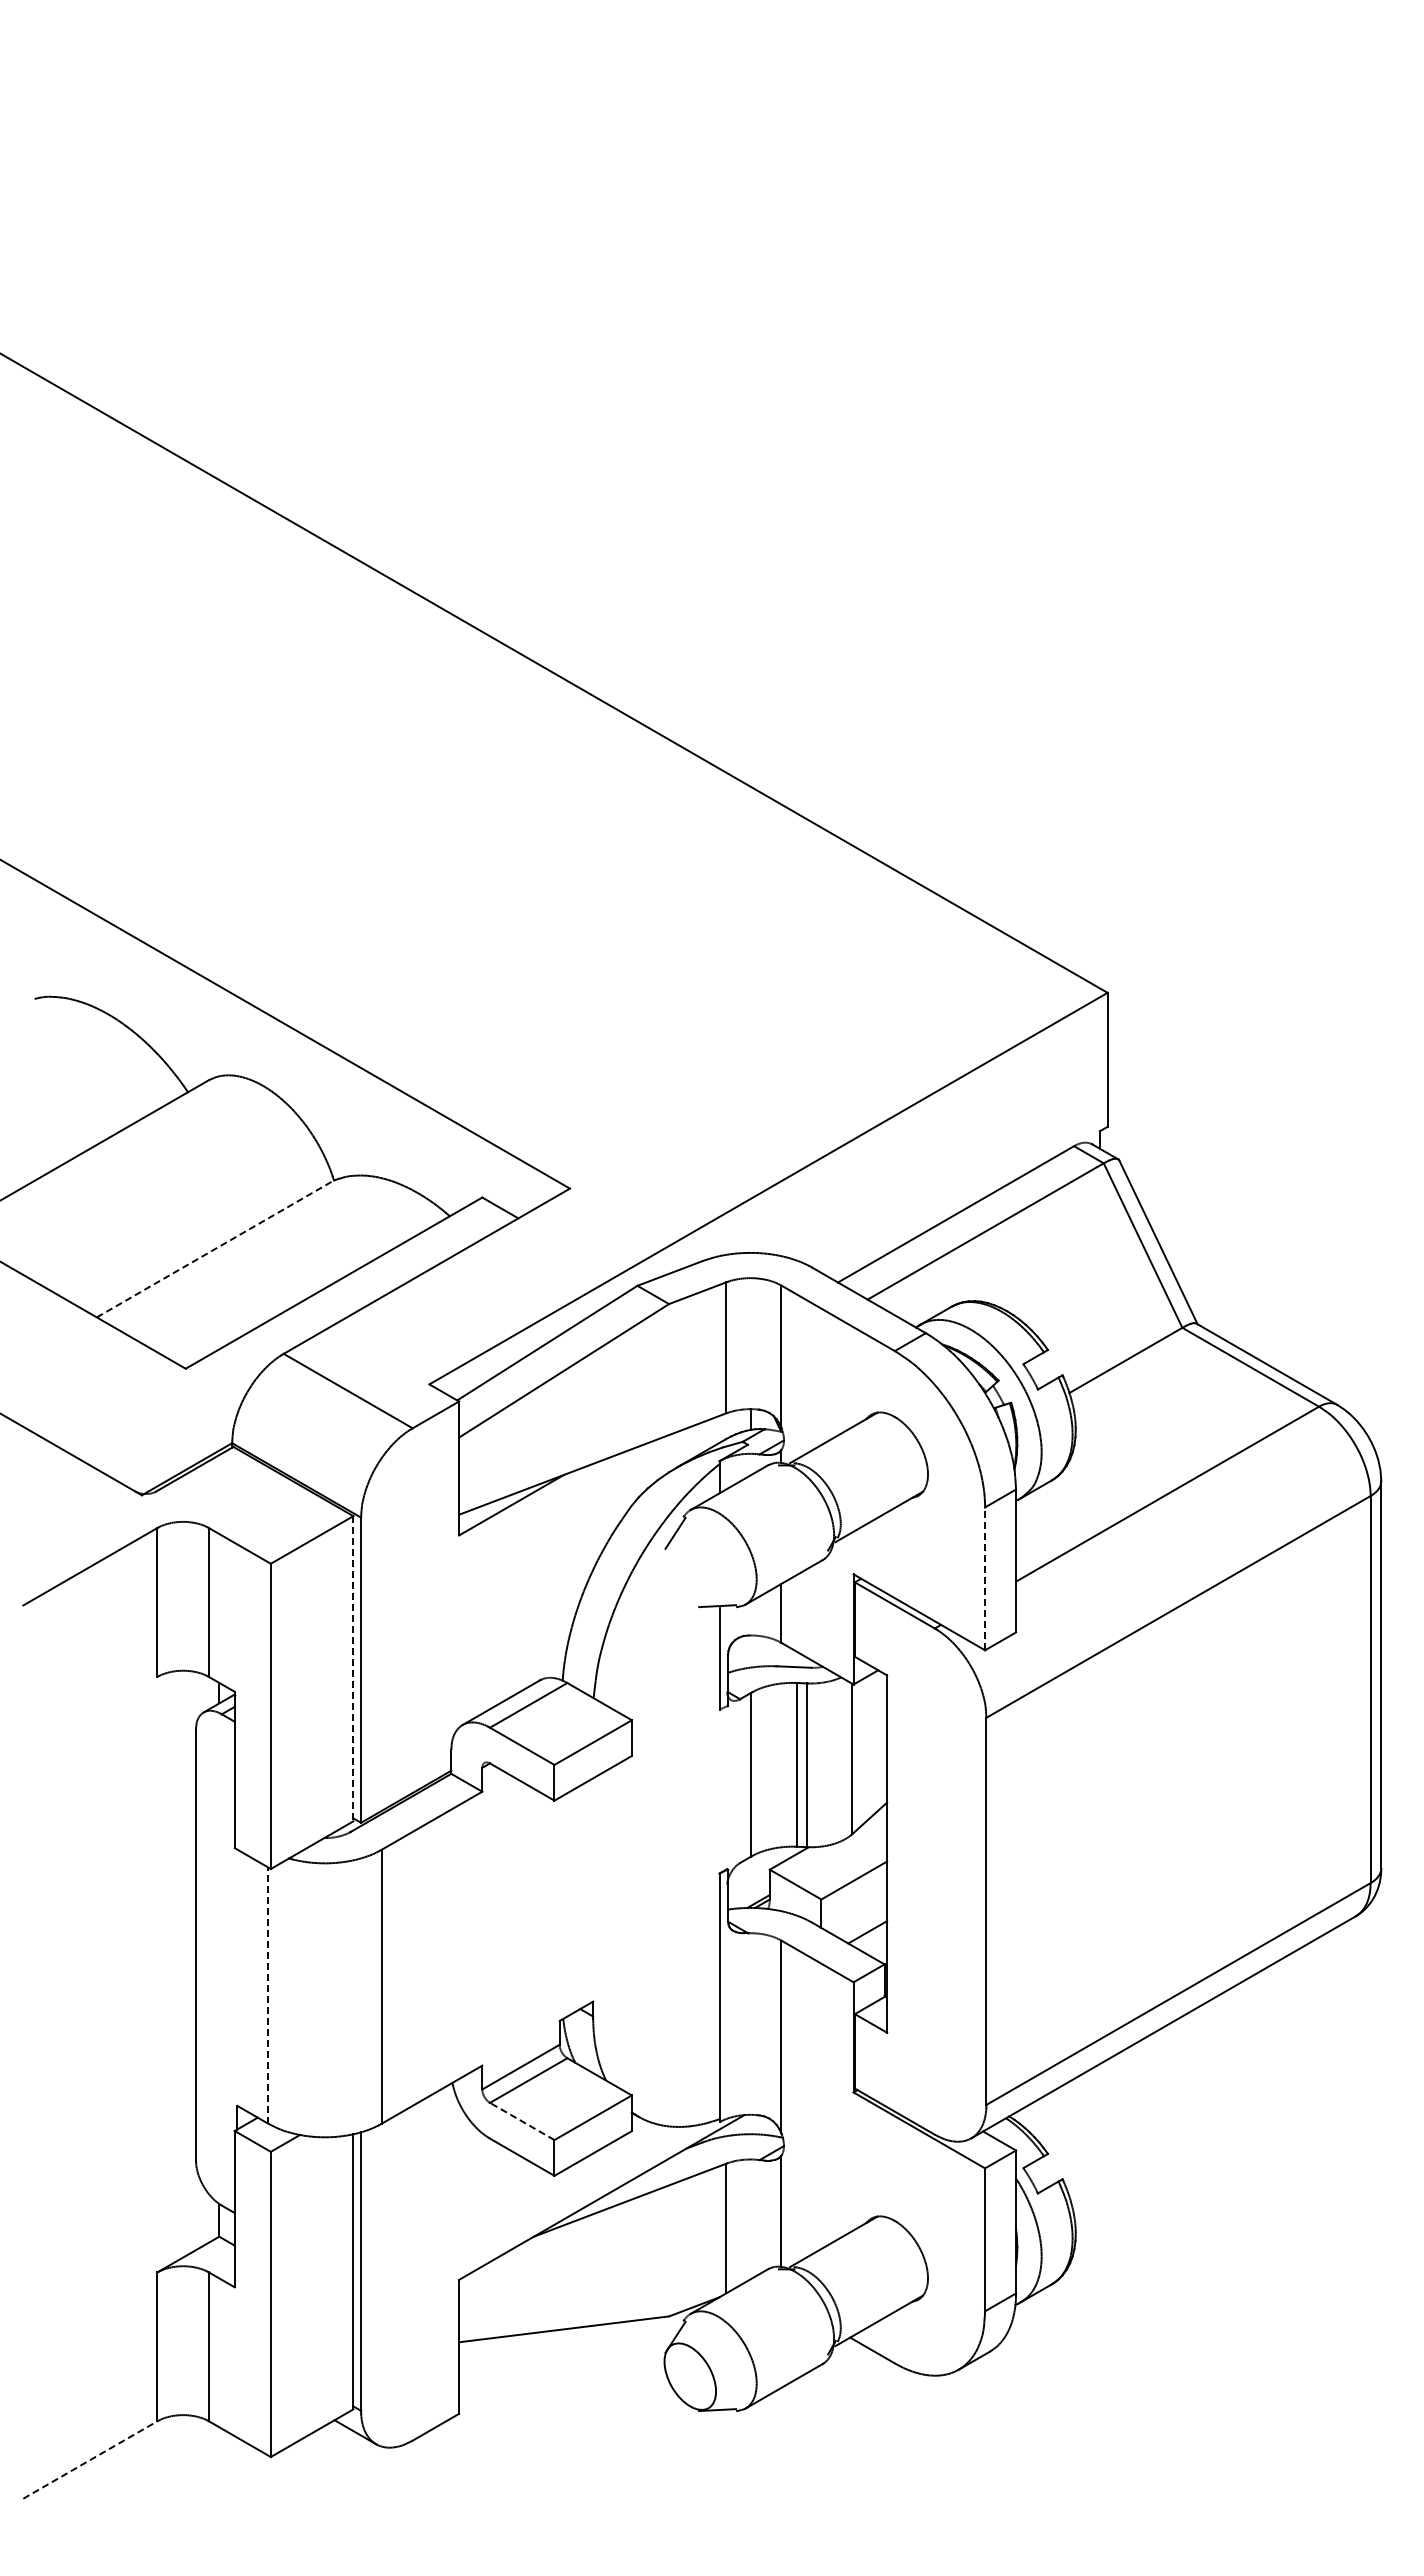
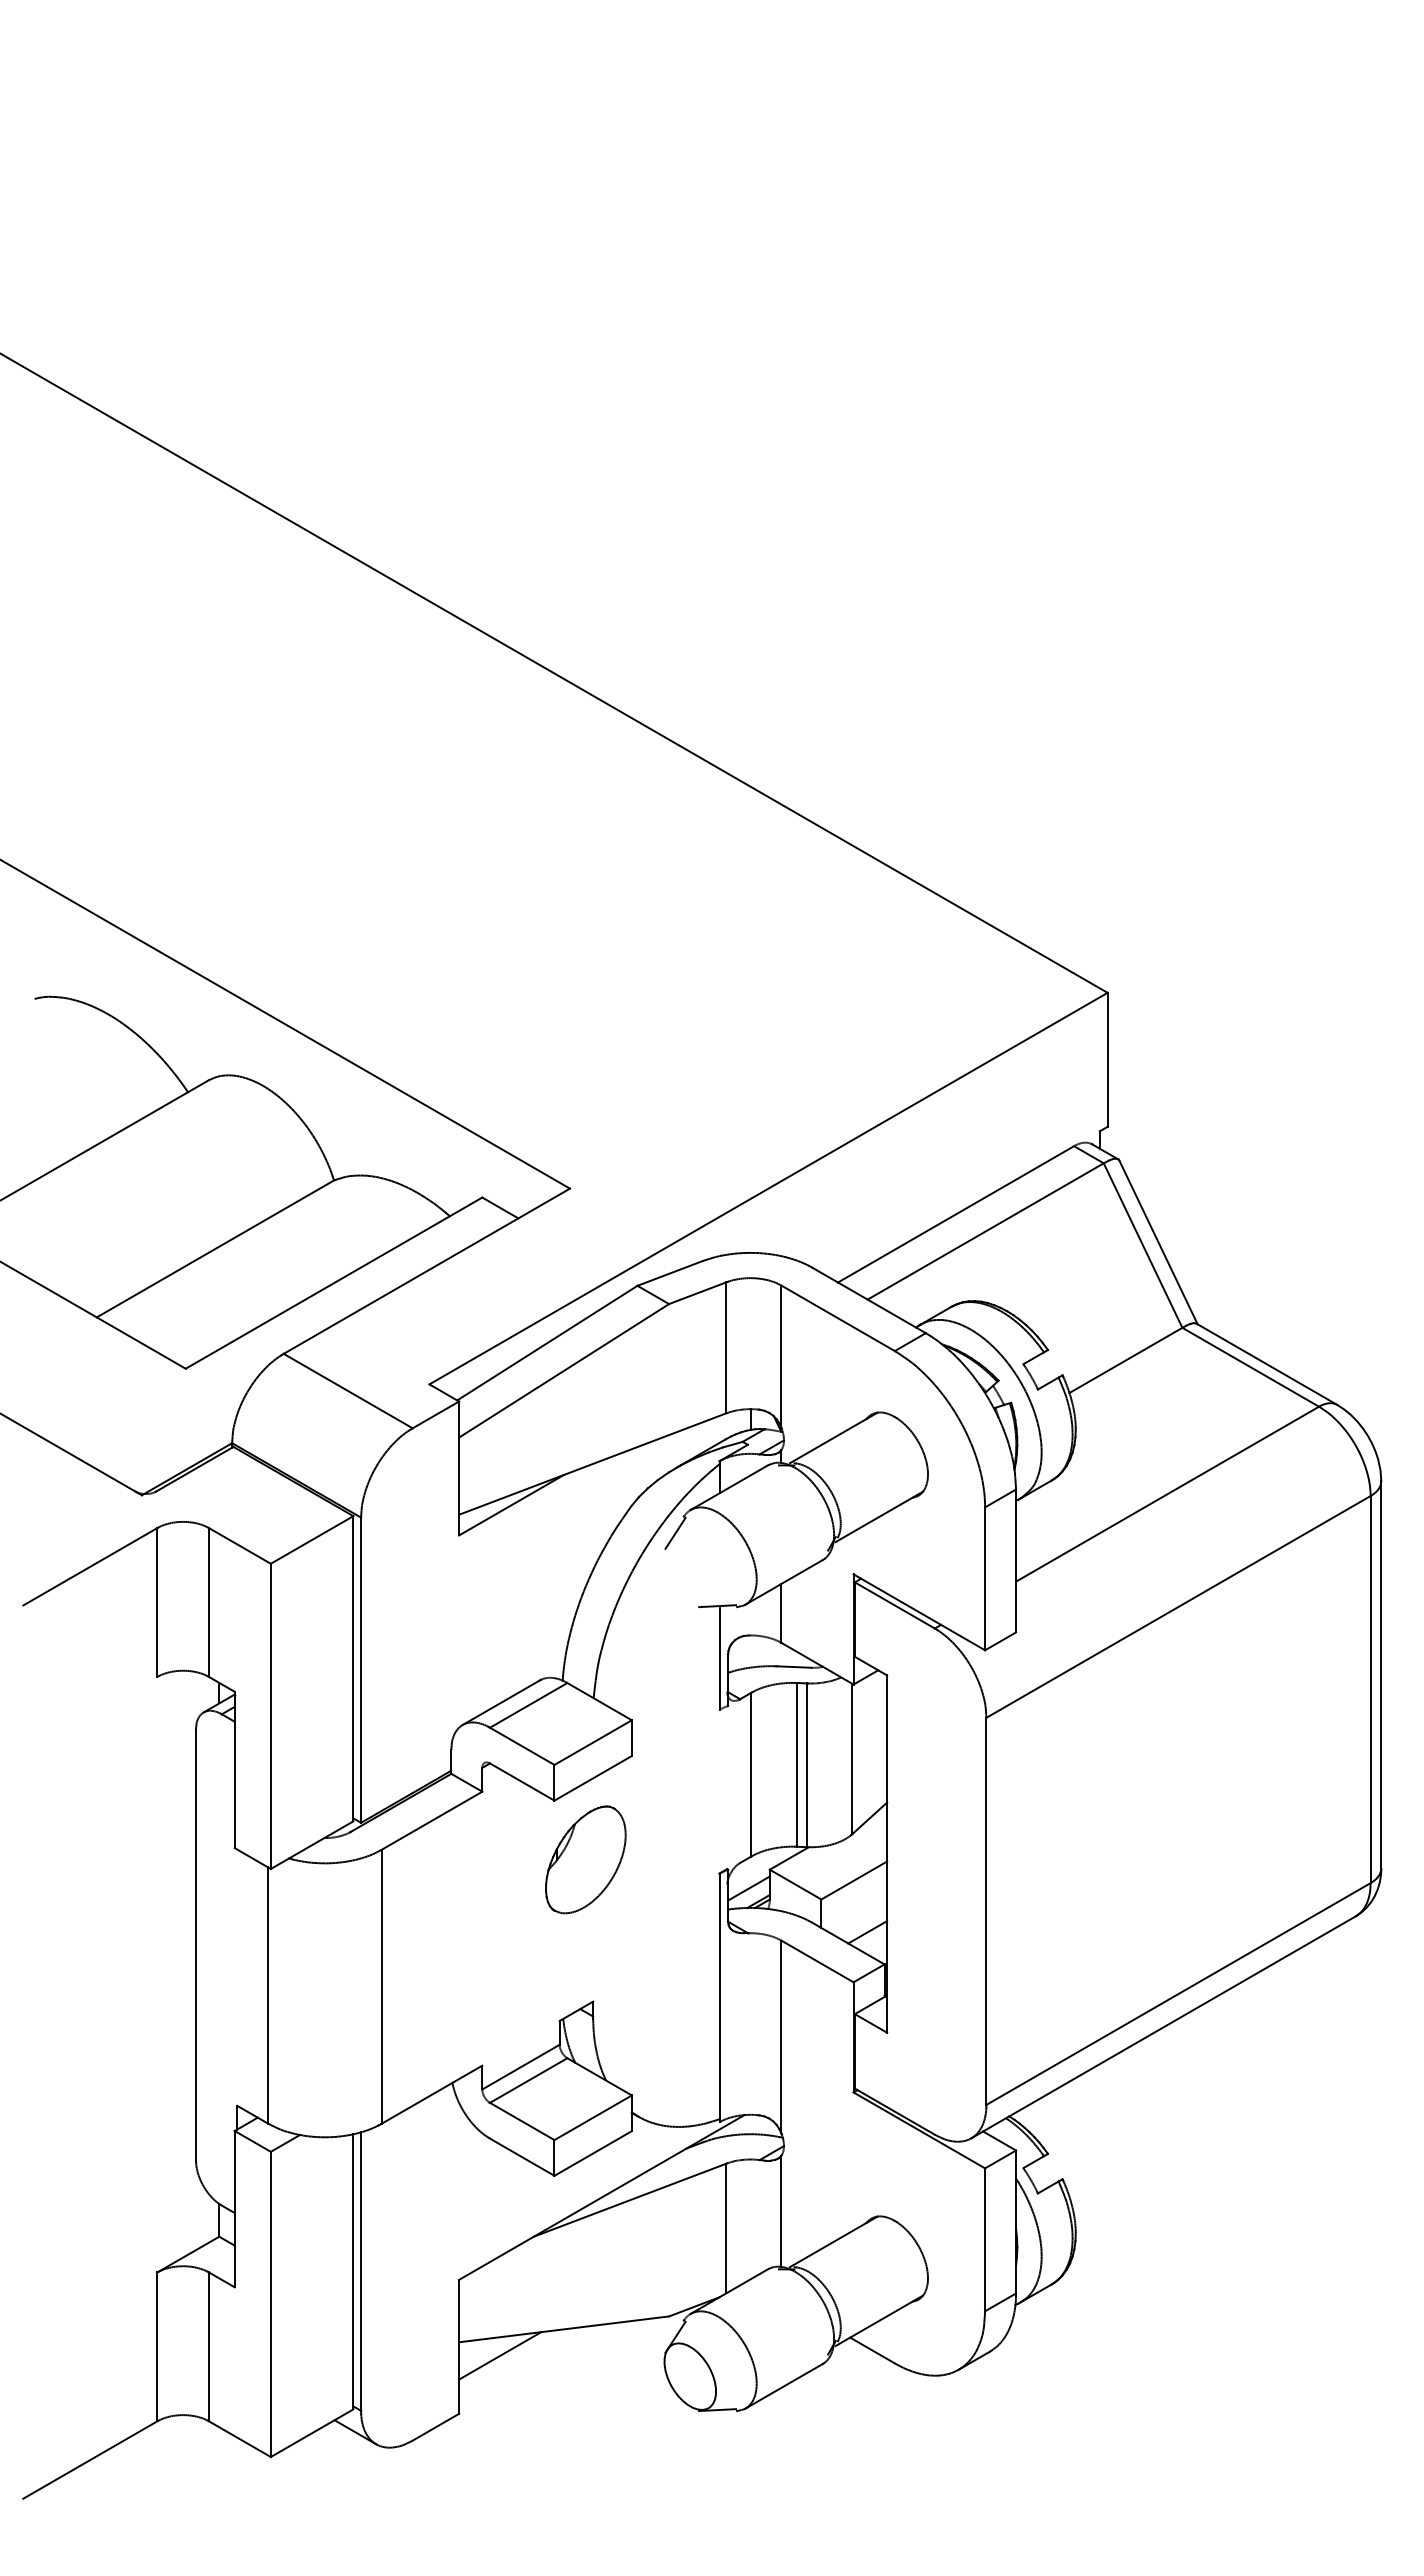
line: dashed -> solid (215, 1248)
line: dashed -> solid (985, 1578)
line: dashed -> solid (353, 1668)
part: none -> present (585, 1859)
line: none -> present (748, 1888)
line: dashed -> solid (268, 1995)
line: dashed -> solid (521, 2121)
line: none -> present (500, 2355)
line: dashed -> solid (90, 2459)
